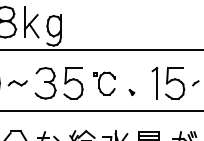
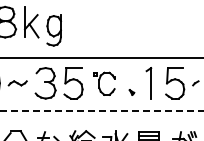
line position: (101, 50) -> (101, 58) (101, 58)
part position: (154, 83) -> (148, 83) (148, 83)
line: solid -> dashed (102, 111)
